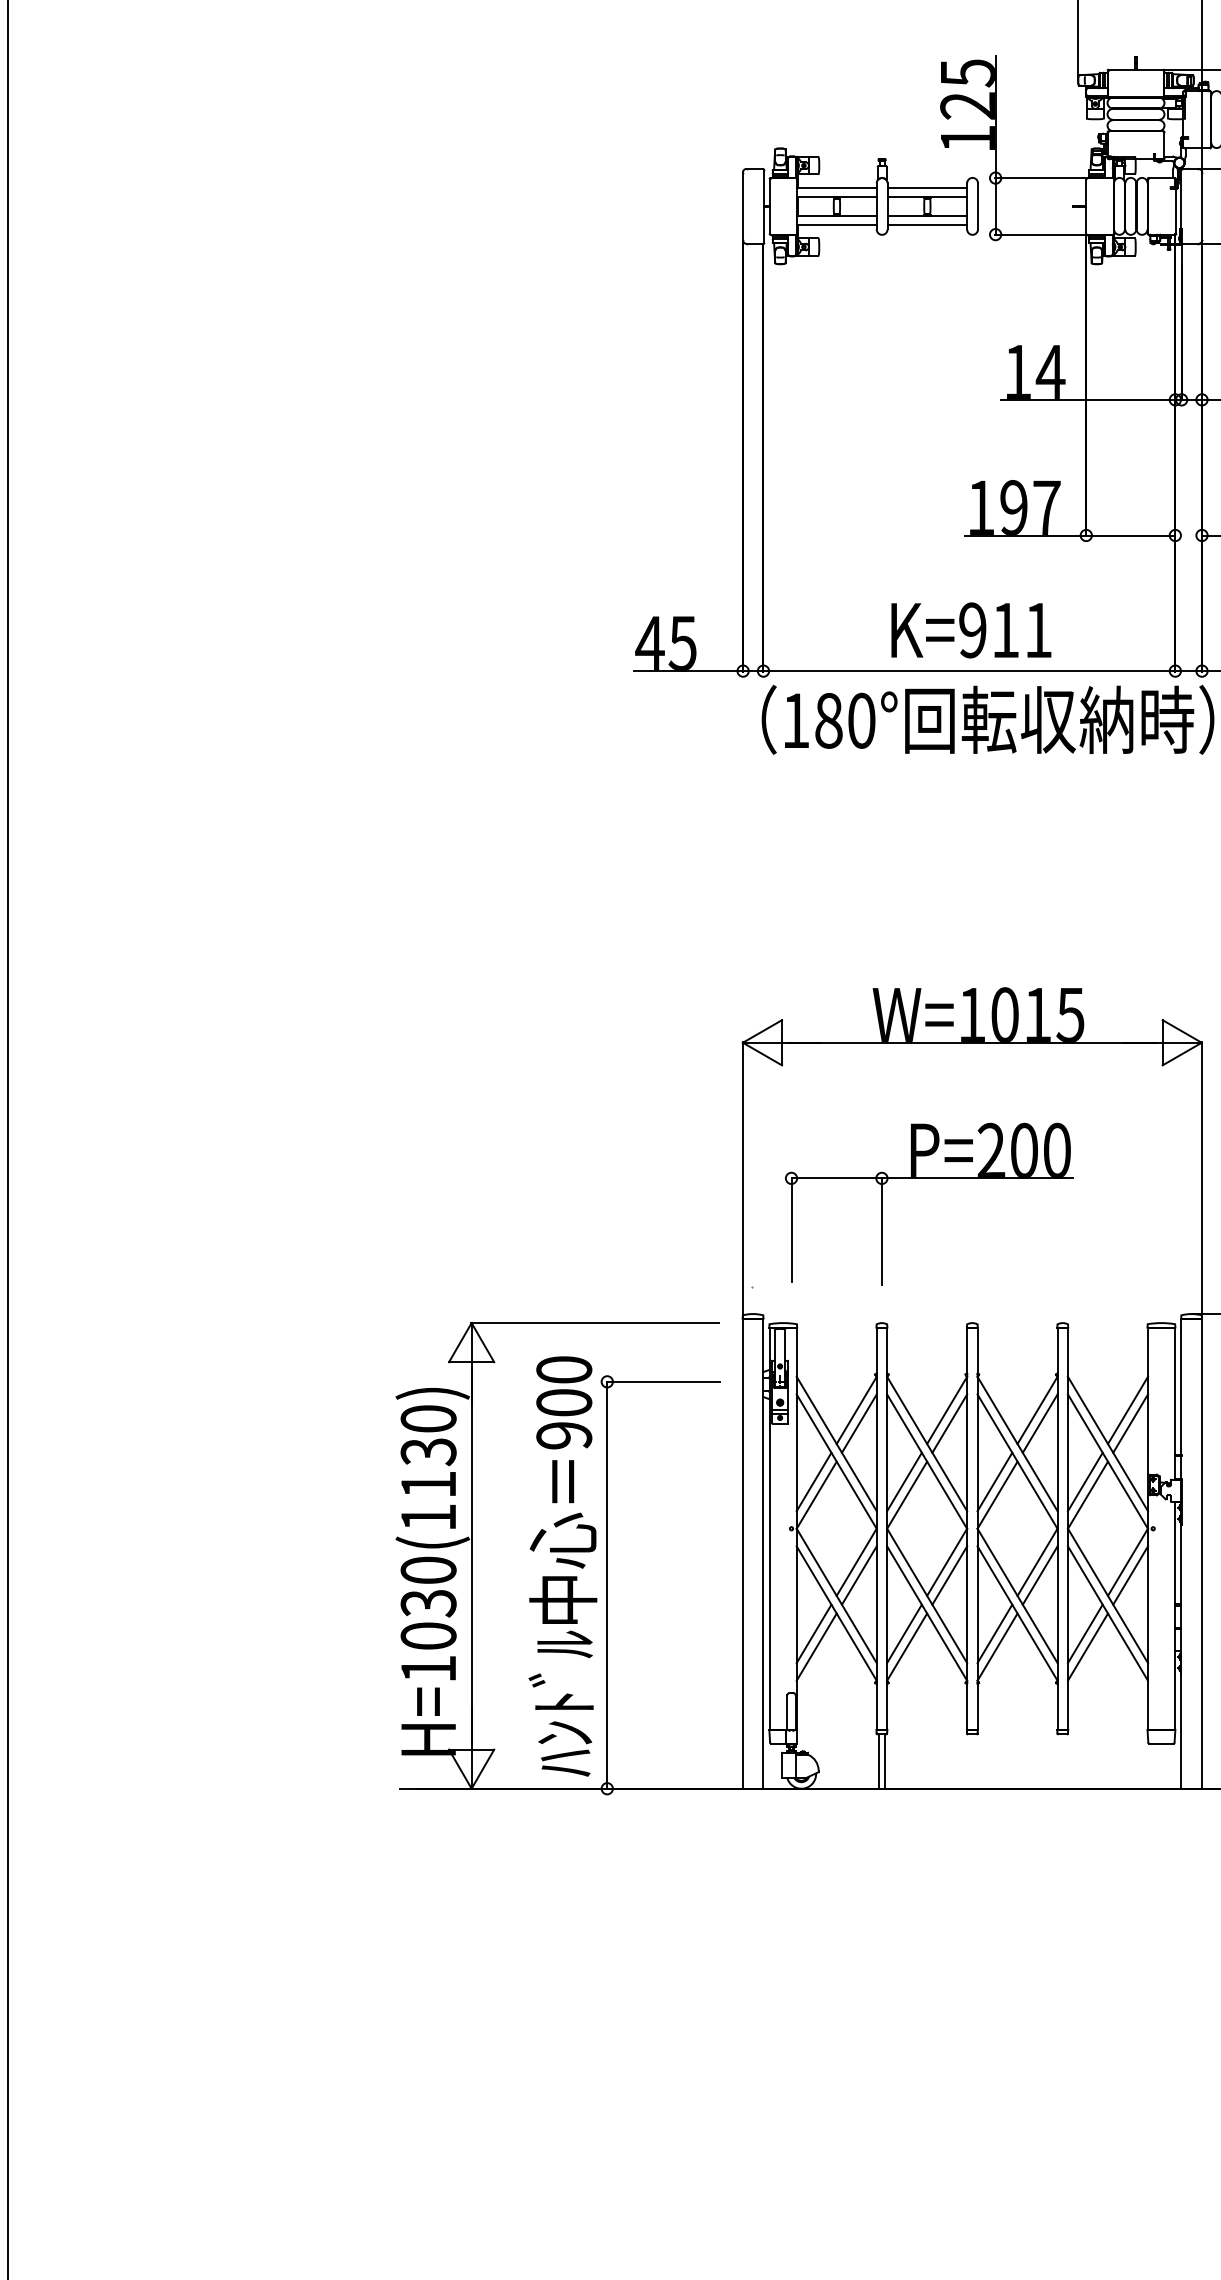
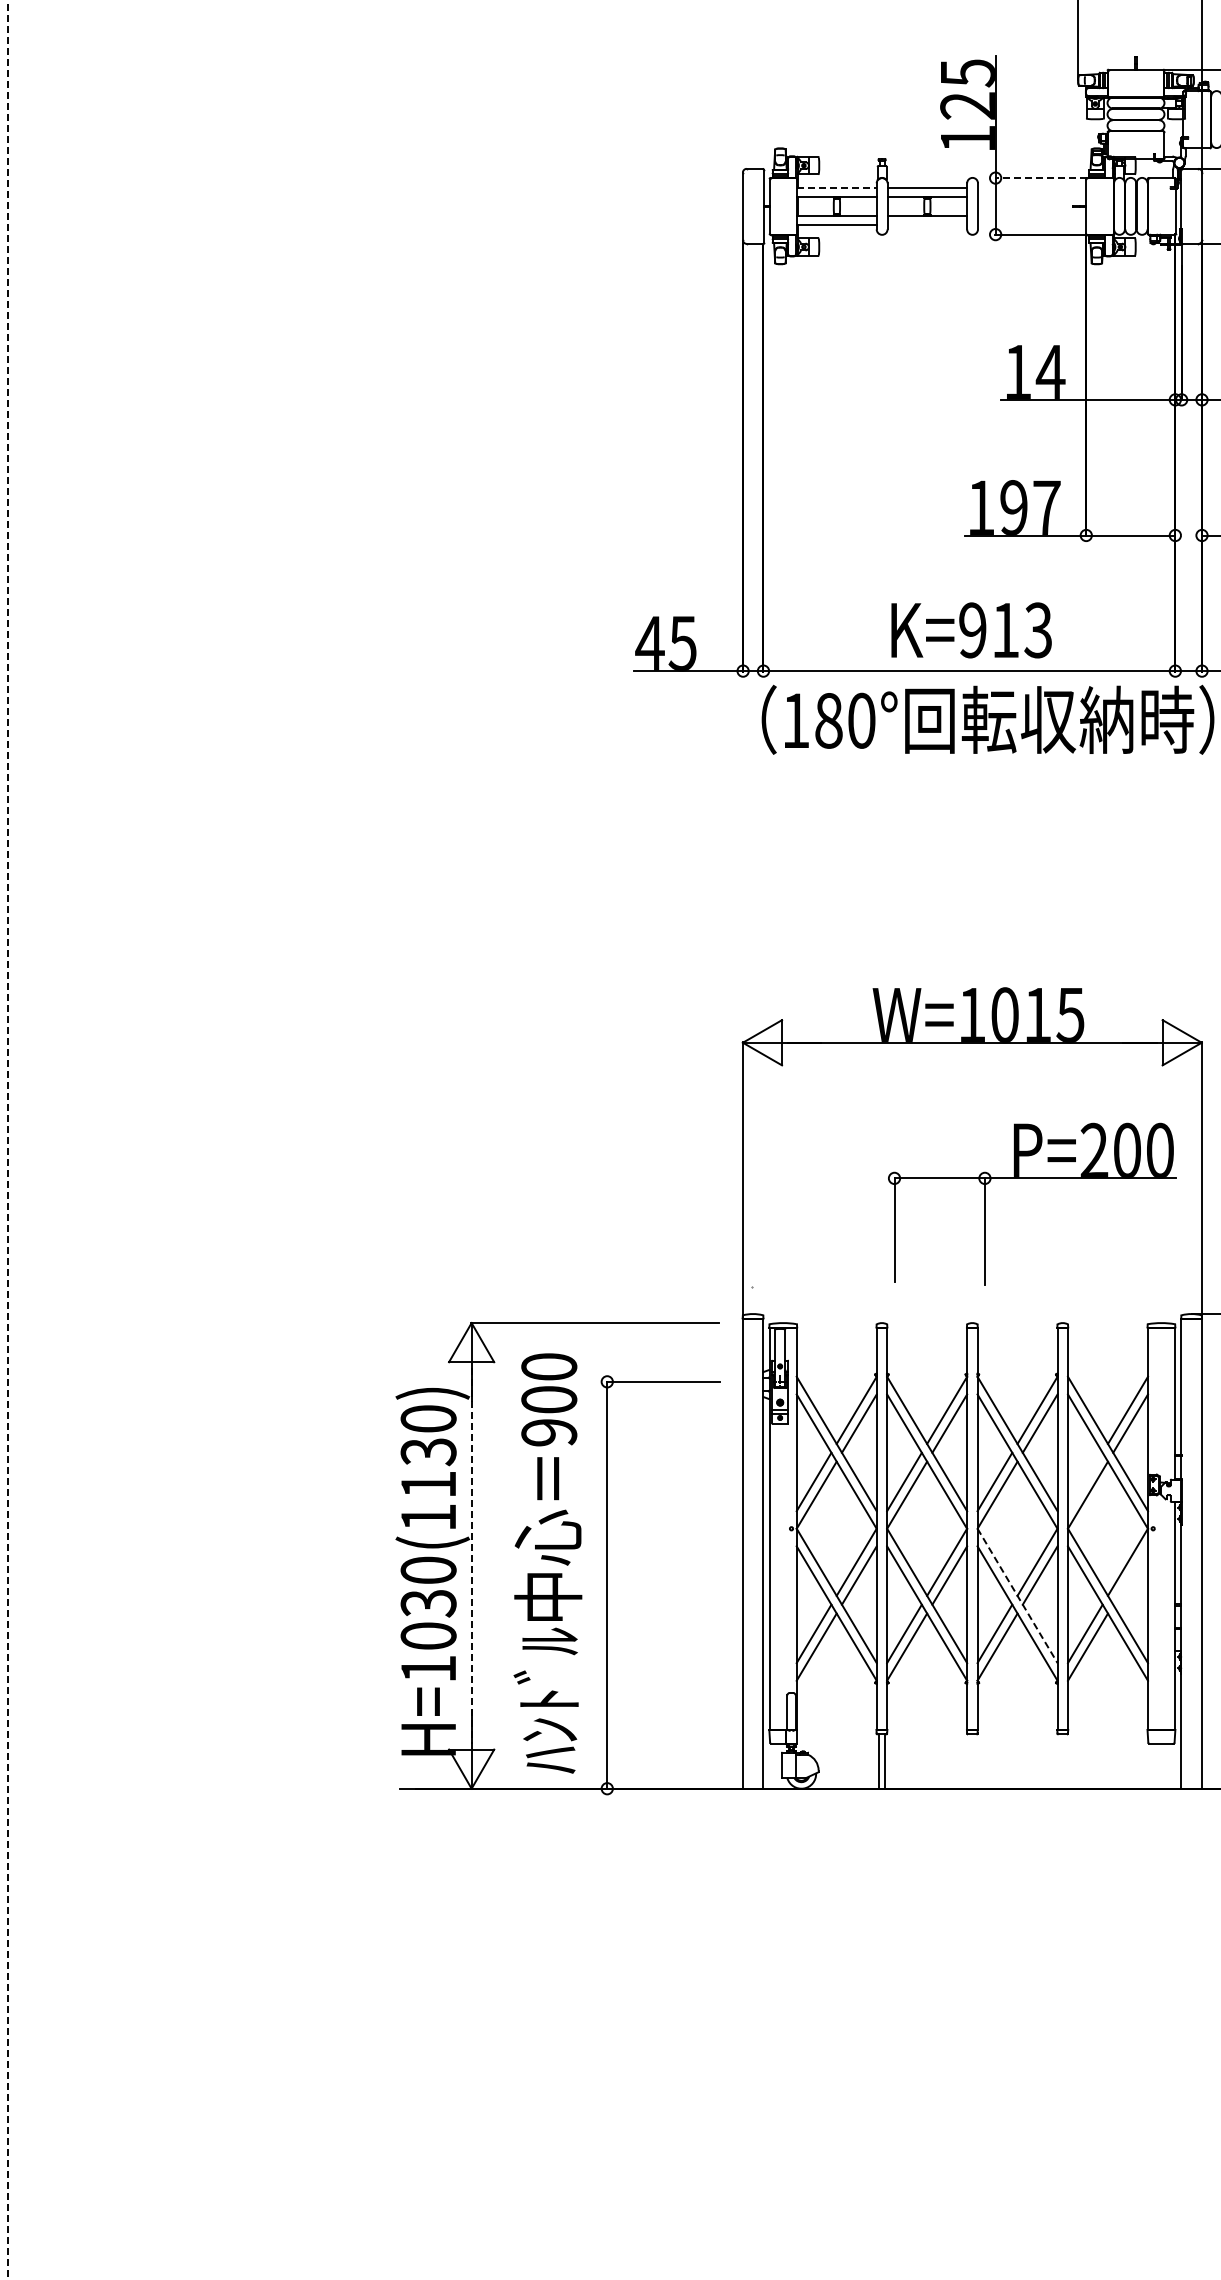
line: solid -> dashed (1040, 178)
line: solid -> dashed (837, 188)
line: present -> none (927, 224)
text: K=911 -> K=913 (1037, 630)
line: solid -> dashed (7, 1139)
part position: (929, 1178) -> (1032, 1178) (1032, 1178)
line: present -> none (1084, 1481)
line: solid -> dashed (471, 1555)
text position: (562, 1566) -> (547, 1563) (547, 1563)
line: present -> none (1130, 1575)
line: solid -> dashed (1017, 1596)
